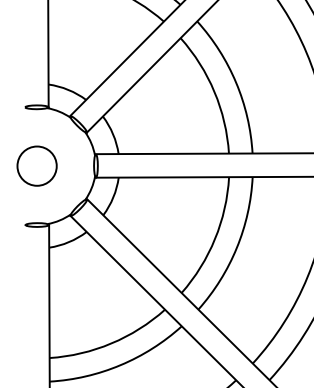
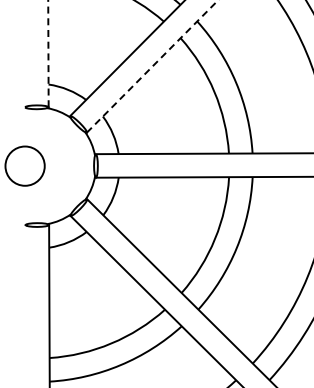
line: solid -> dashed (48, 53)
line: solid -> dashed (152, 66)
circle position: (36, 165) -> (24, 165) (24, 165)
